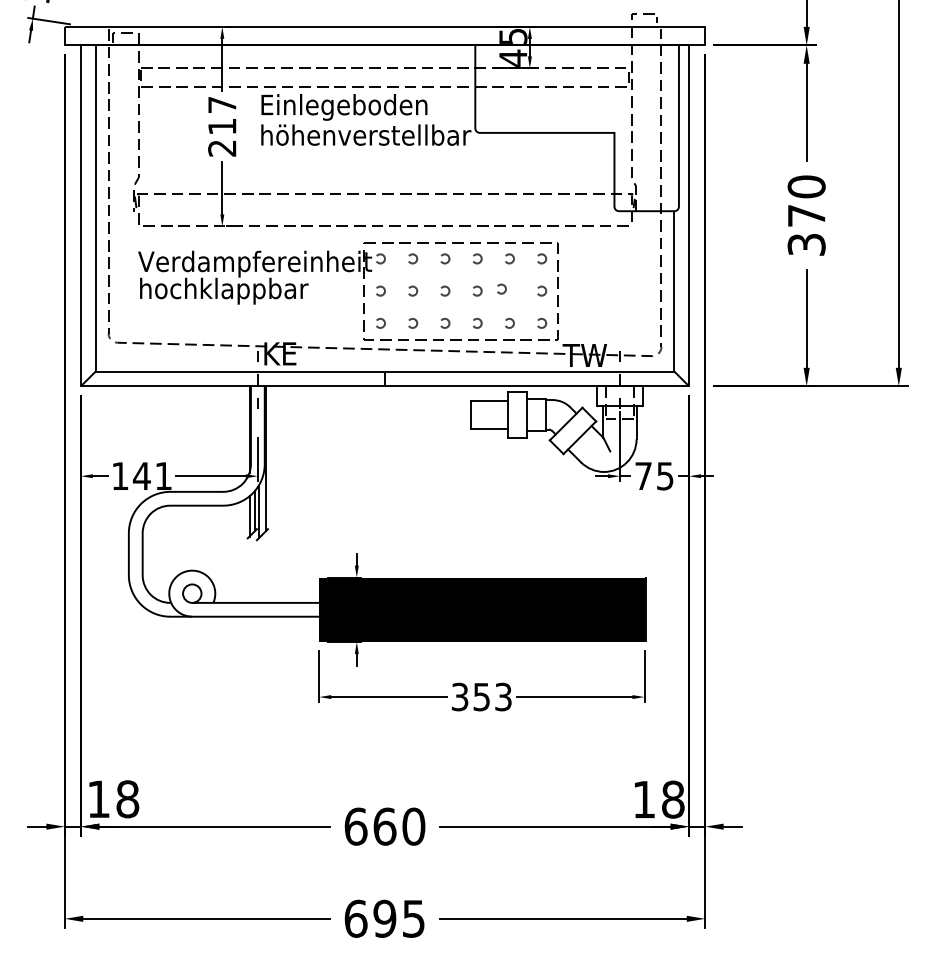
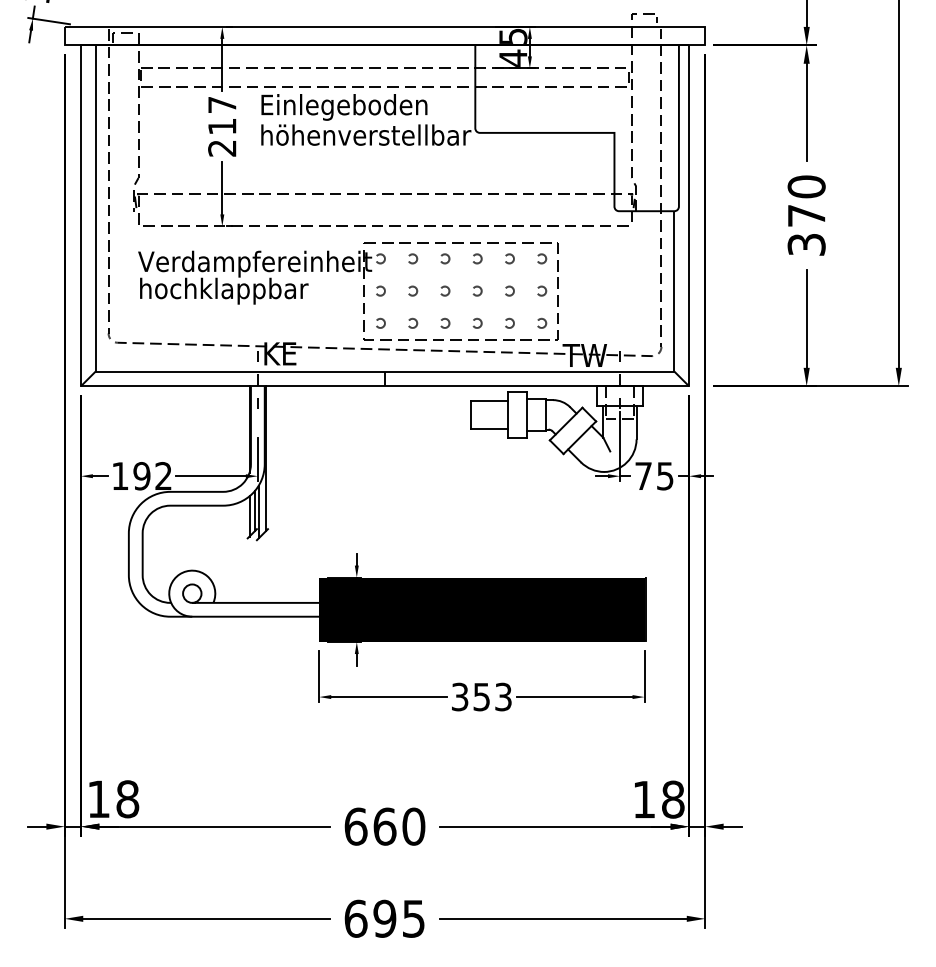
circle position: (501, 288) -> (509, 290) (509, 290)
text: 141 -> 192 (151, 476)
